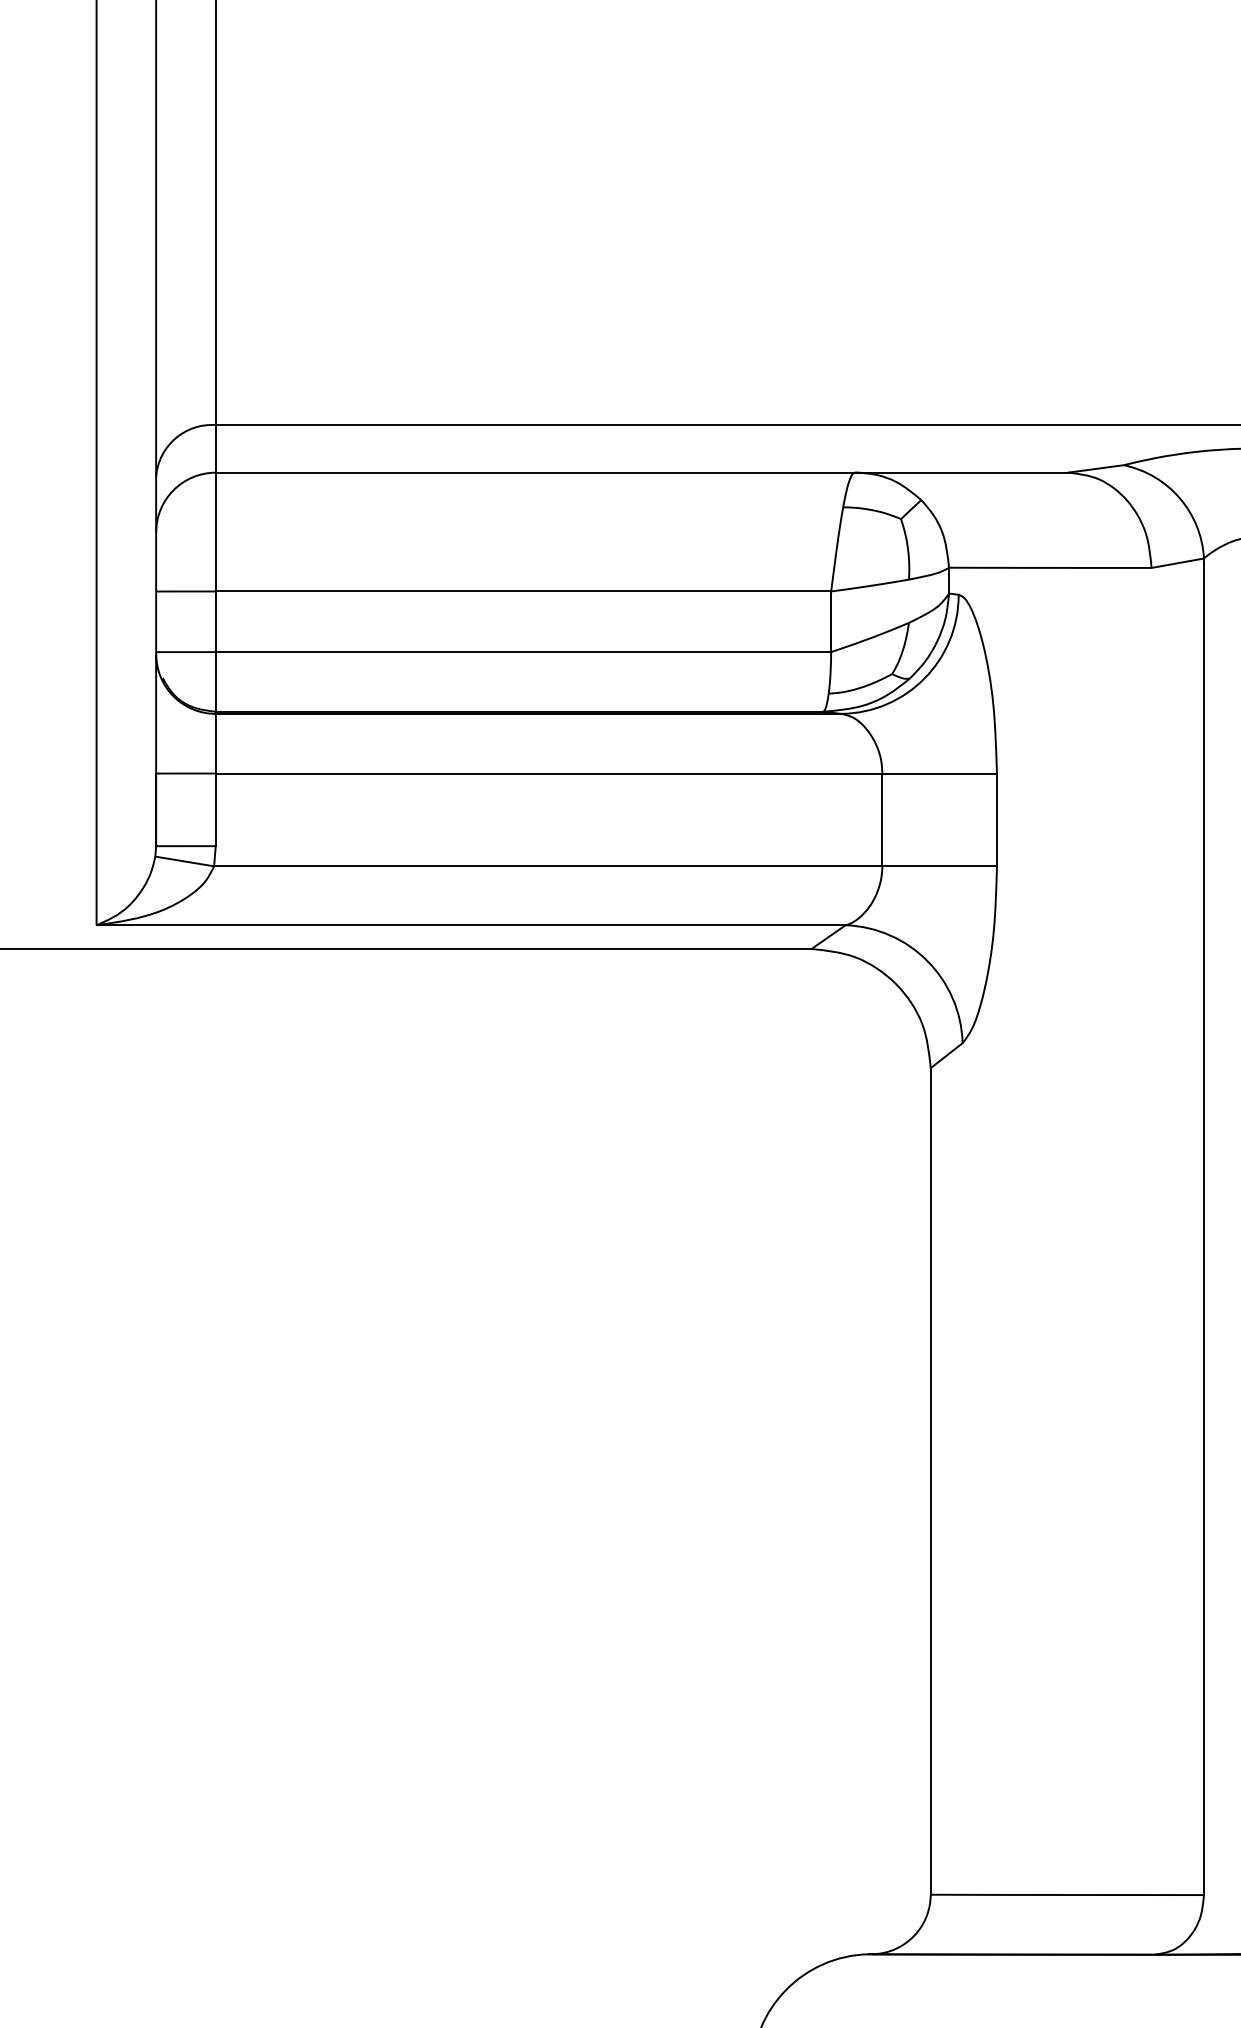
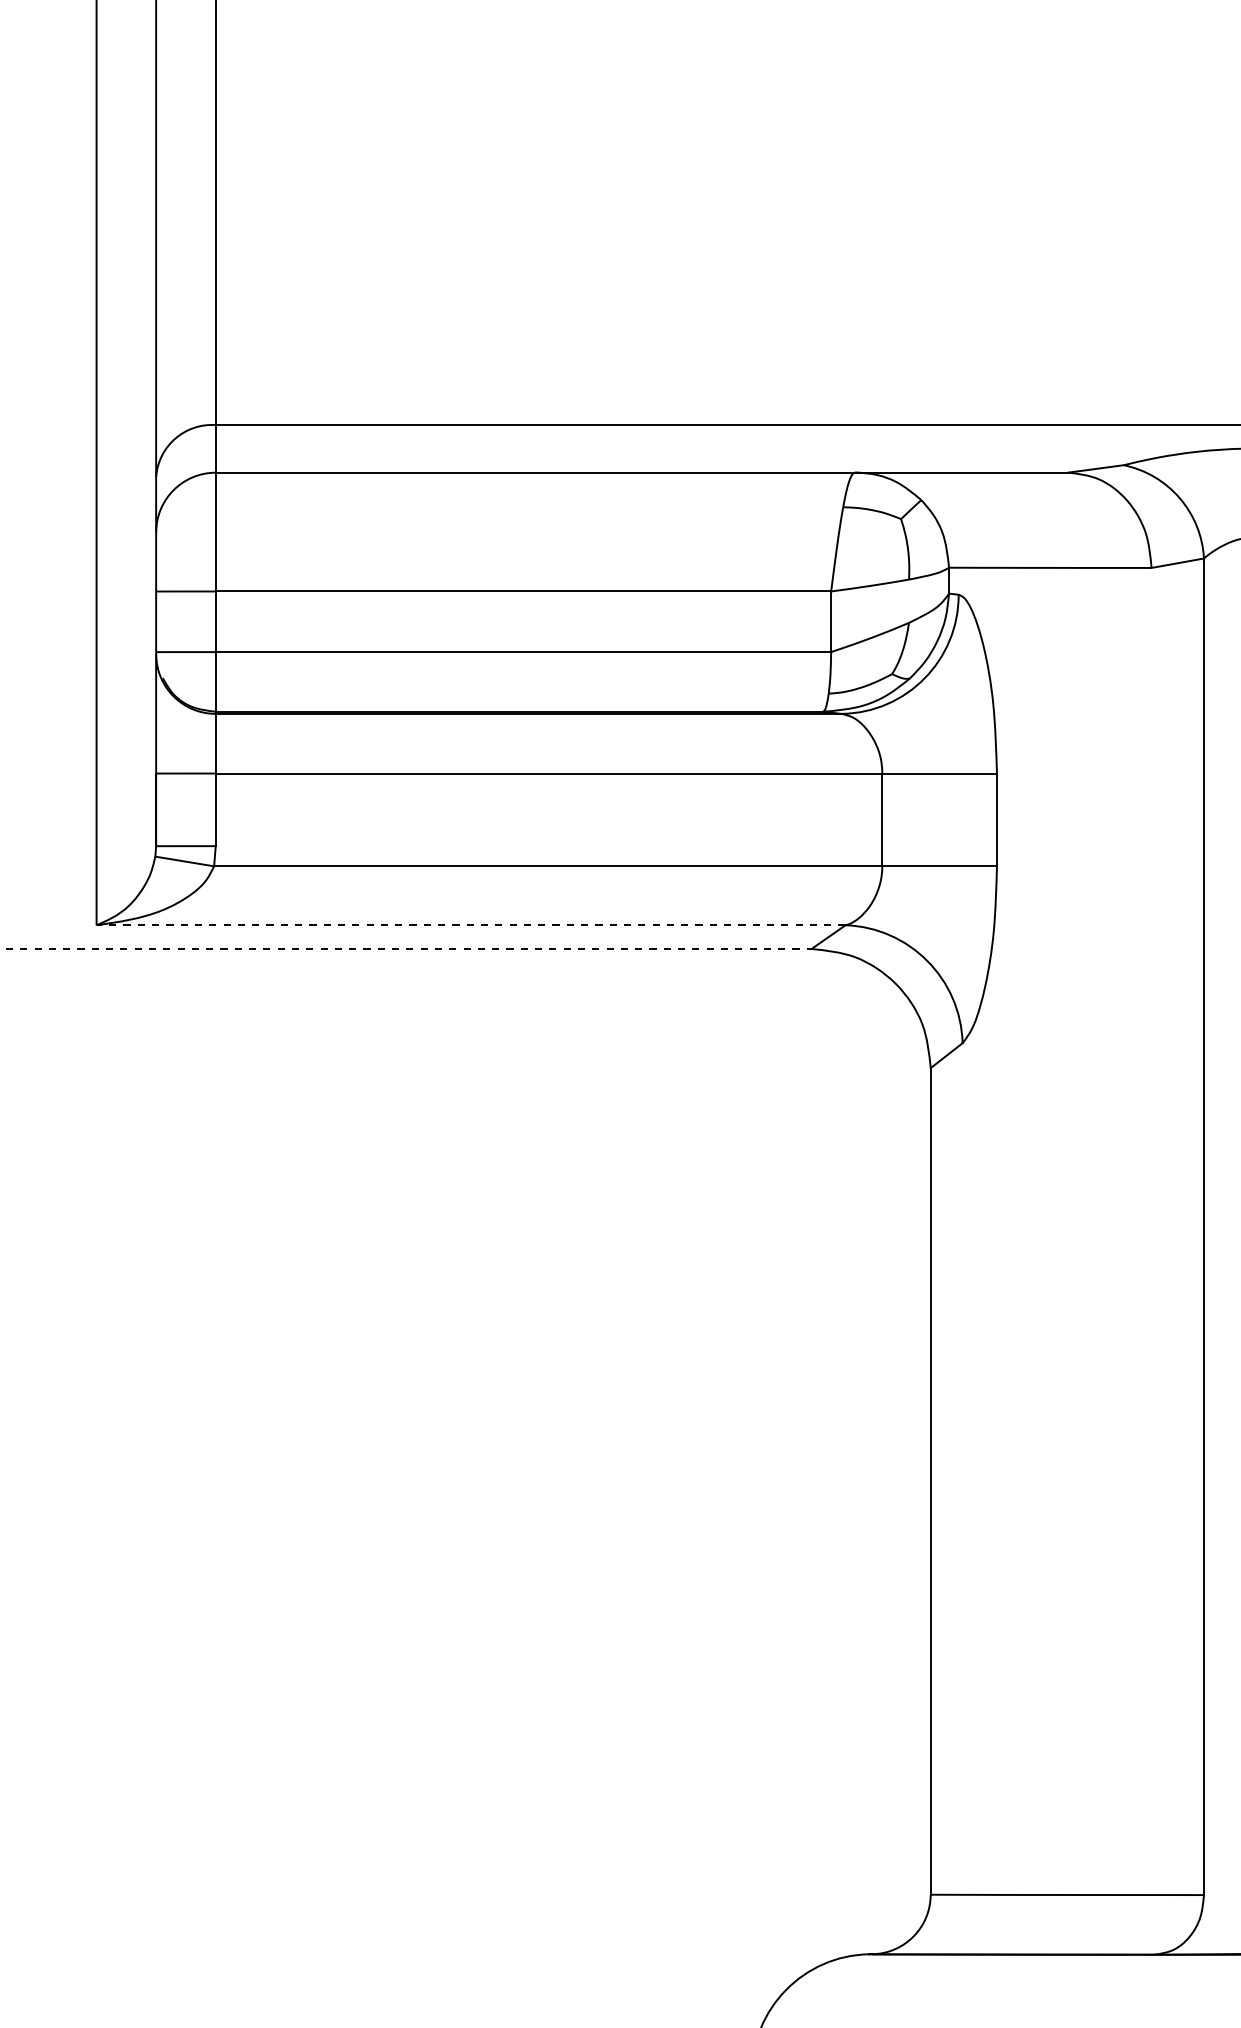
line: solid -> dashed (471, 925)
line: solid -> dashed (406, 948)
